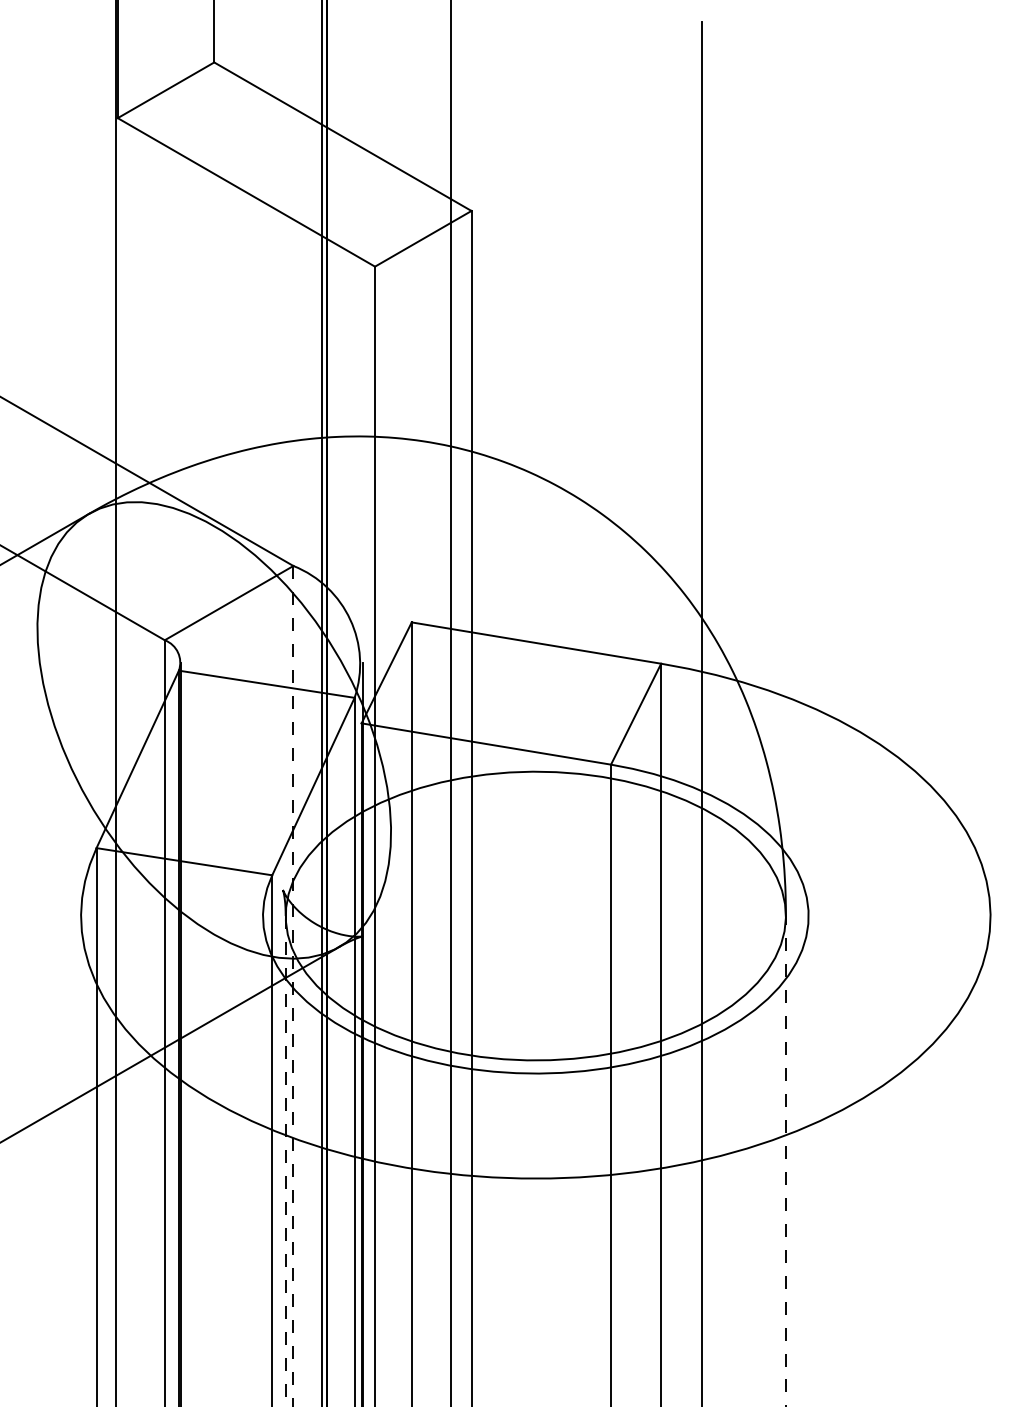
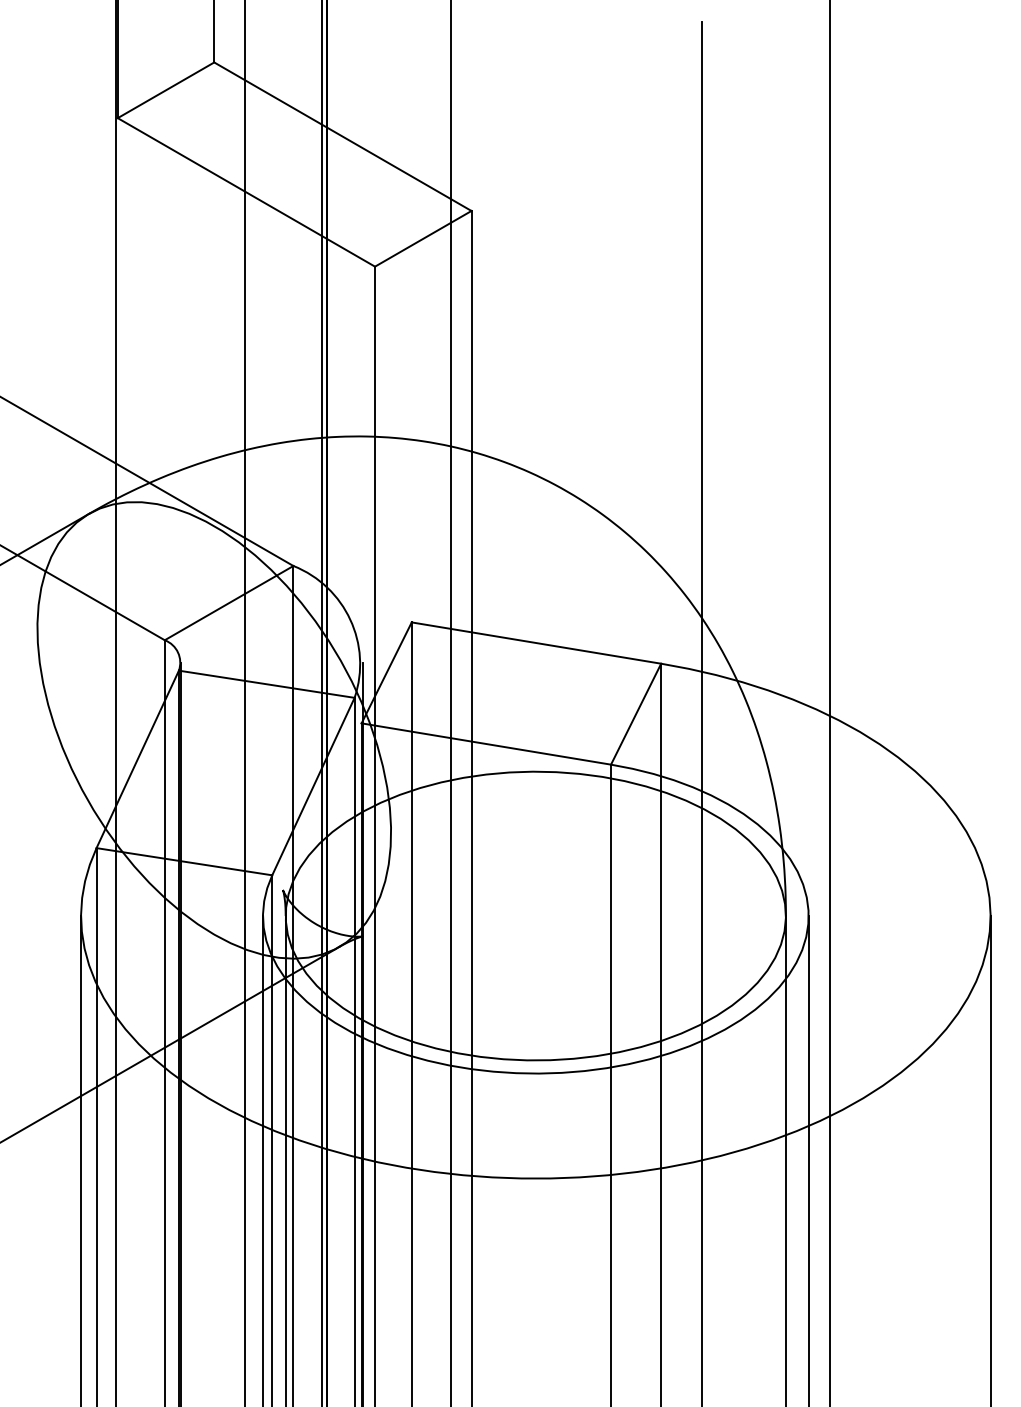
line: none -> present (244, 702)
line: none -> present (830, 702)
line: dashed -> solid (293, 986)
line: none -> present (81, 1159)
line: none -> present (262, 1159)
line: none -> present (808, 1159)
line: none -> present (990, 1159)
line: dashed -> solid (785, 1161)
line: dashed -> solid (285, 1162)
